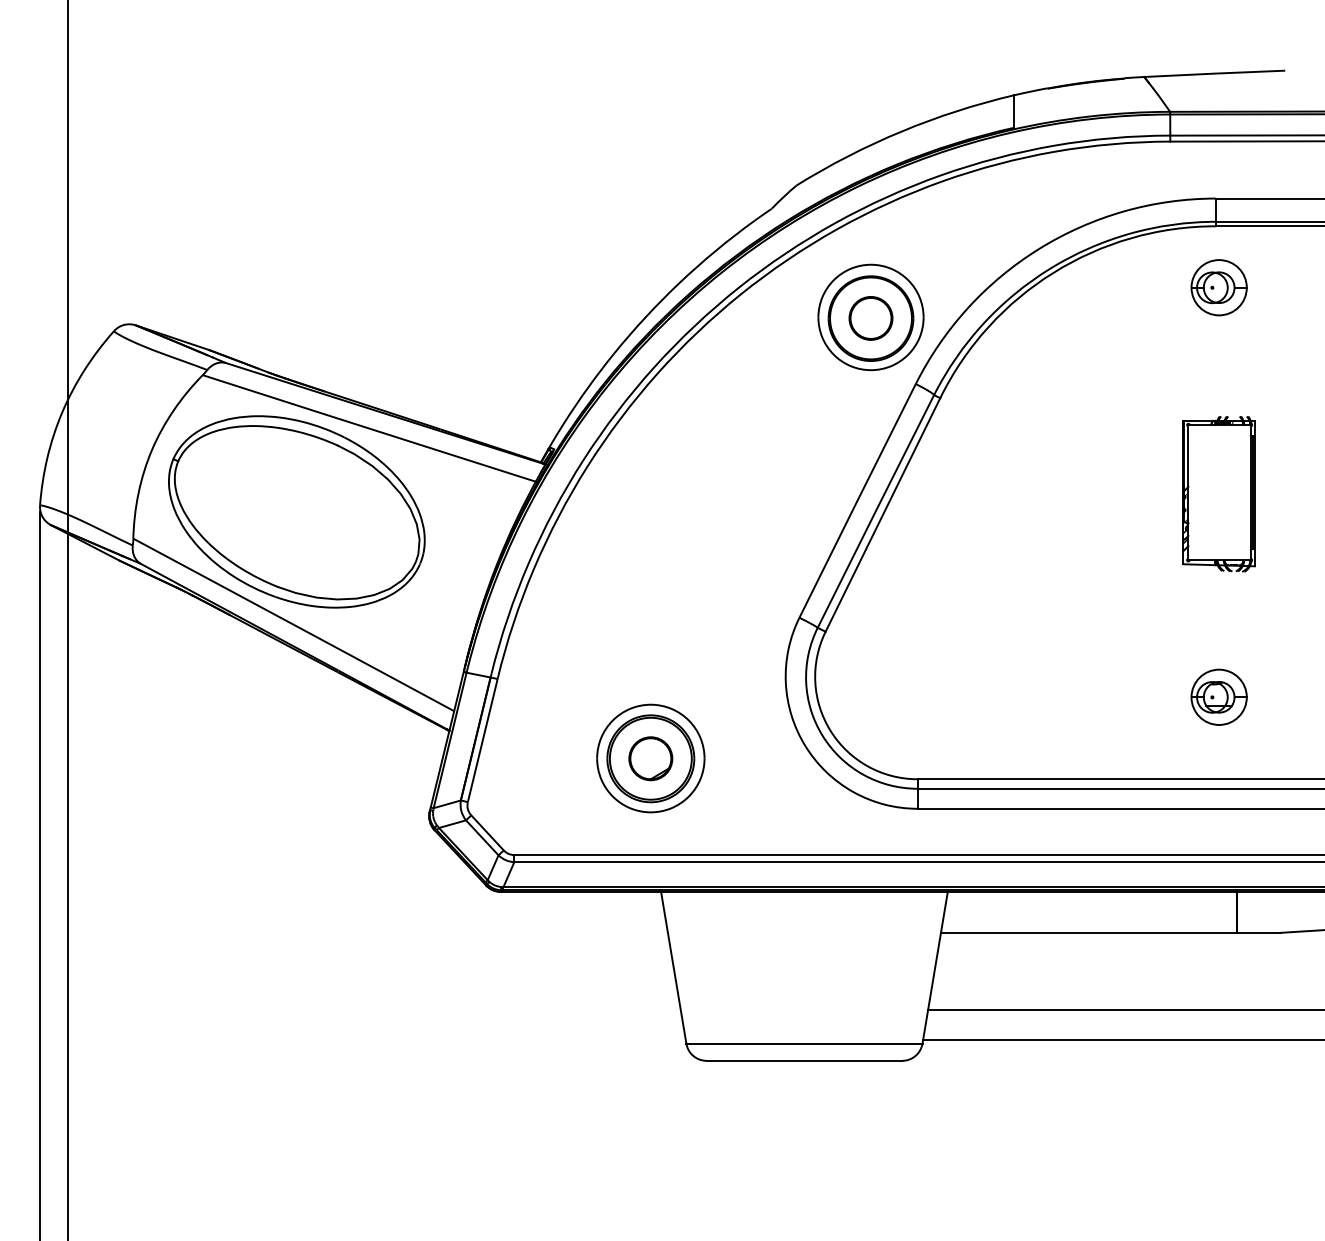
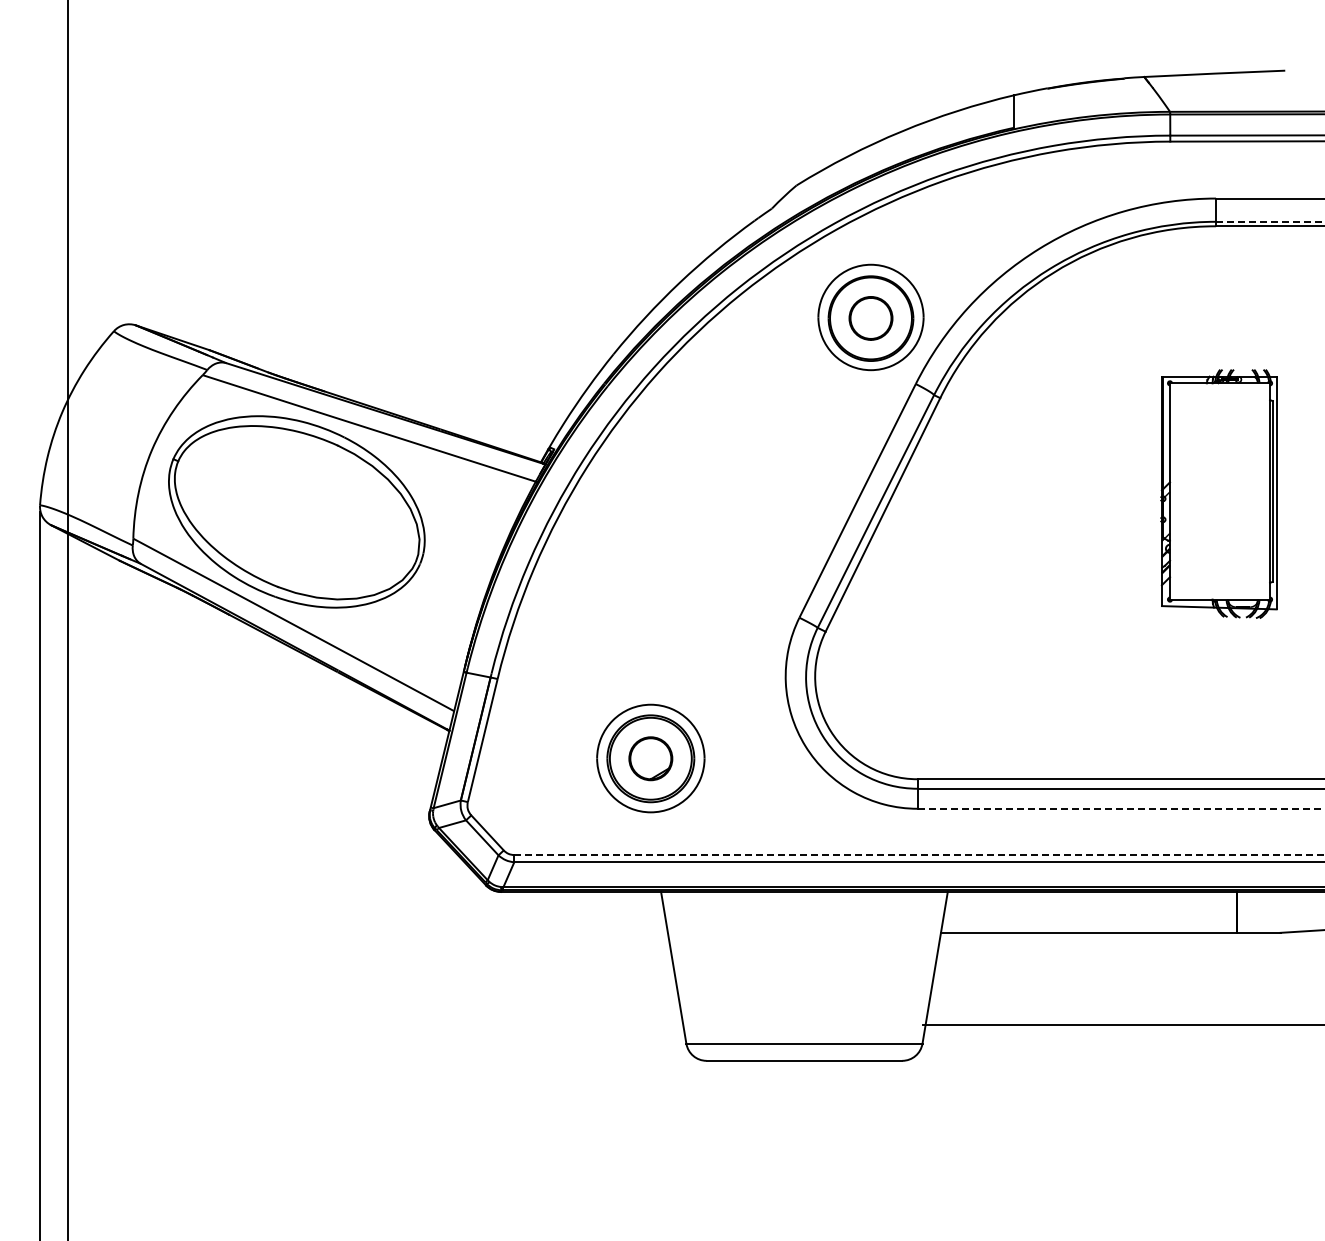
line: solid -> dashed (1270, 221)
part: present -> none (1218, 287)
part size: 74x157 px -> 118x250 px (1218, 493)
part: present -> none (1218, 696)
line: solid -> dashed (1120, 808)
line: solid -> dashed (919, 855)
line: present -> none (1124, 1009)
line position: (1122, 1040) -> (1122, 1025) (1122, 1025)
